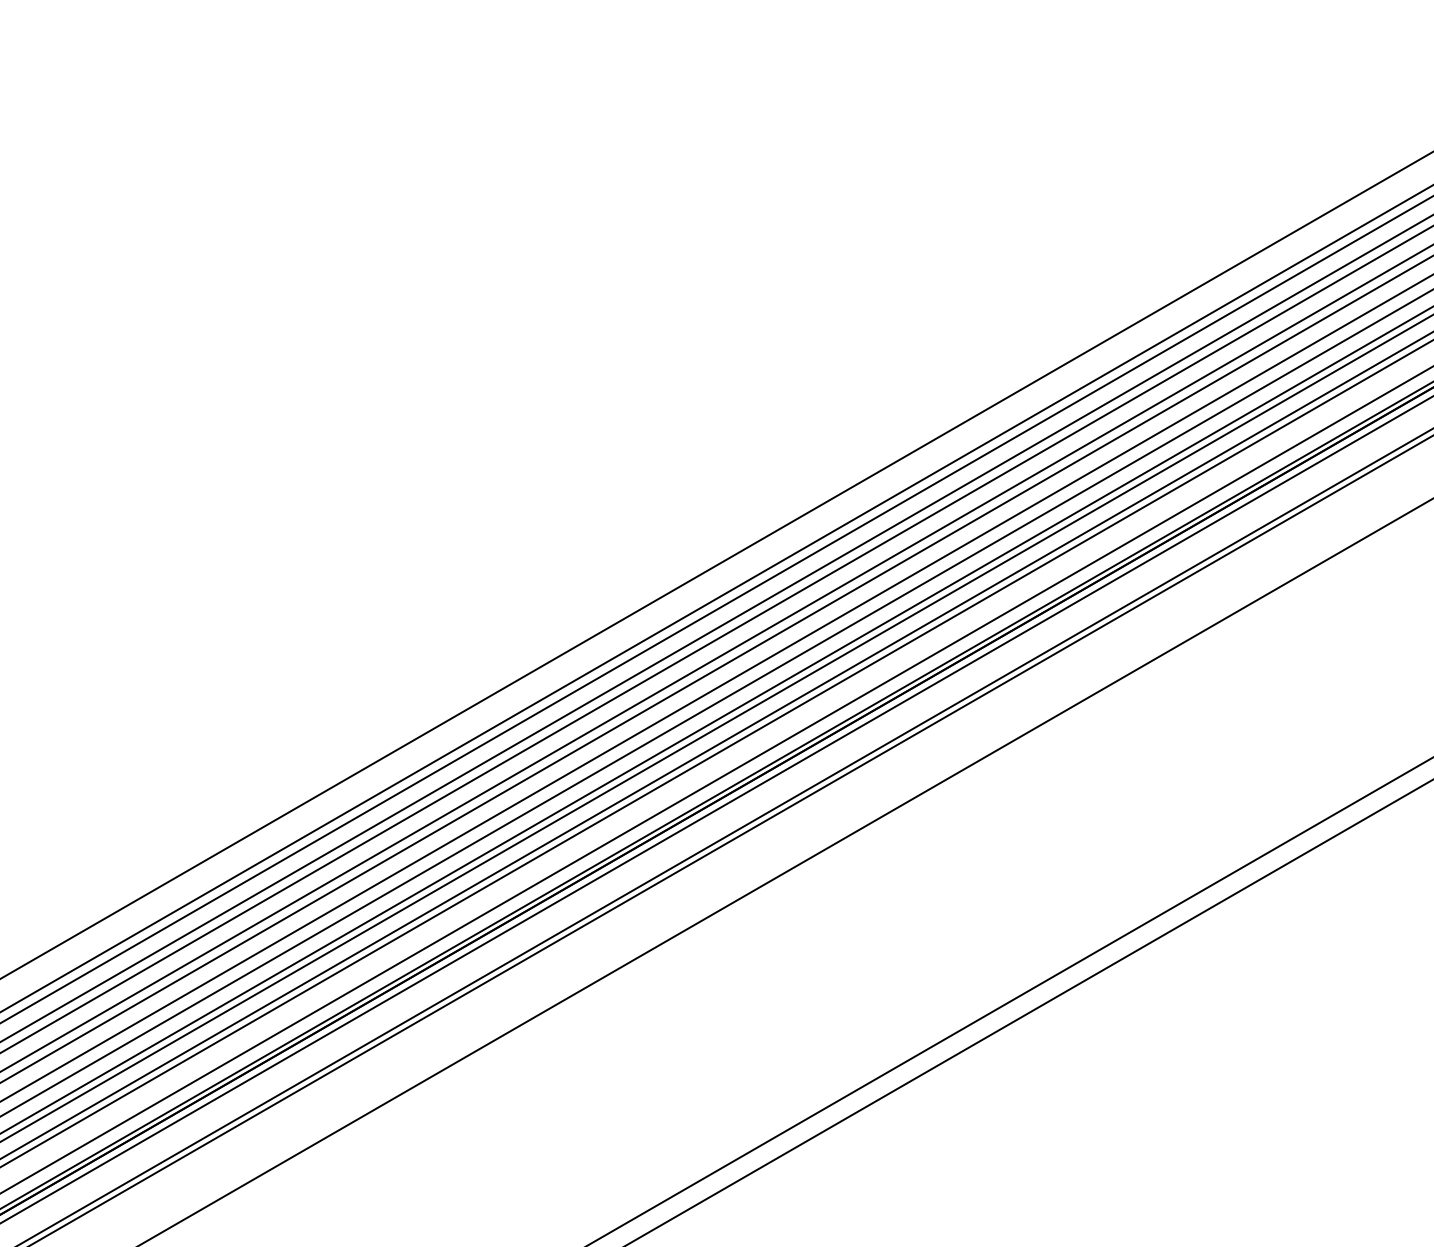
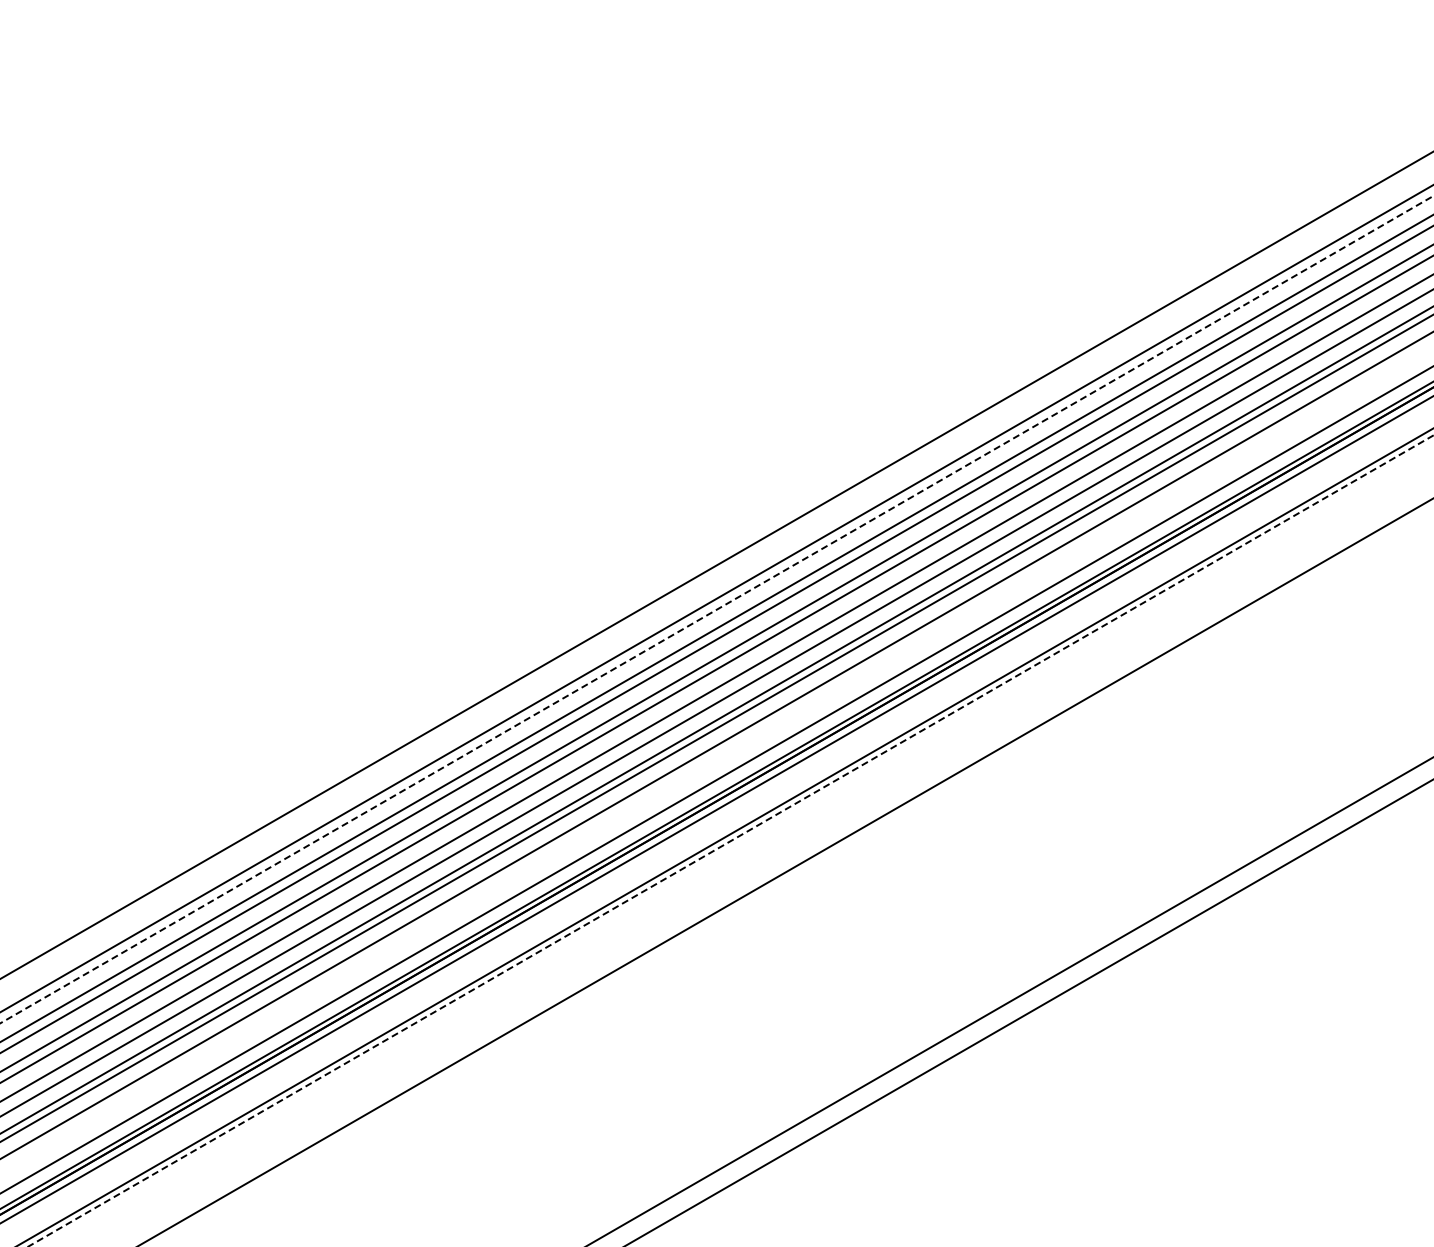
line: solid -> dashed (716, 609)
line: present -> none (716, 753)
line: solid -> dashed (730, 841)
